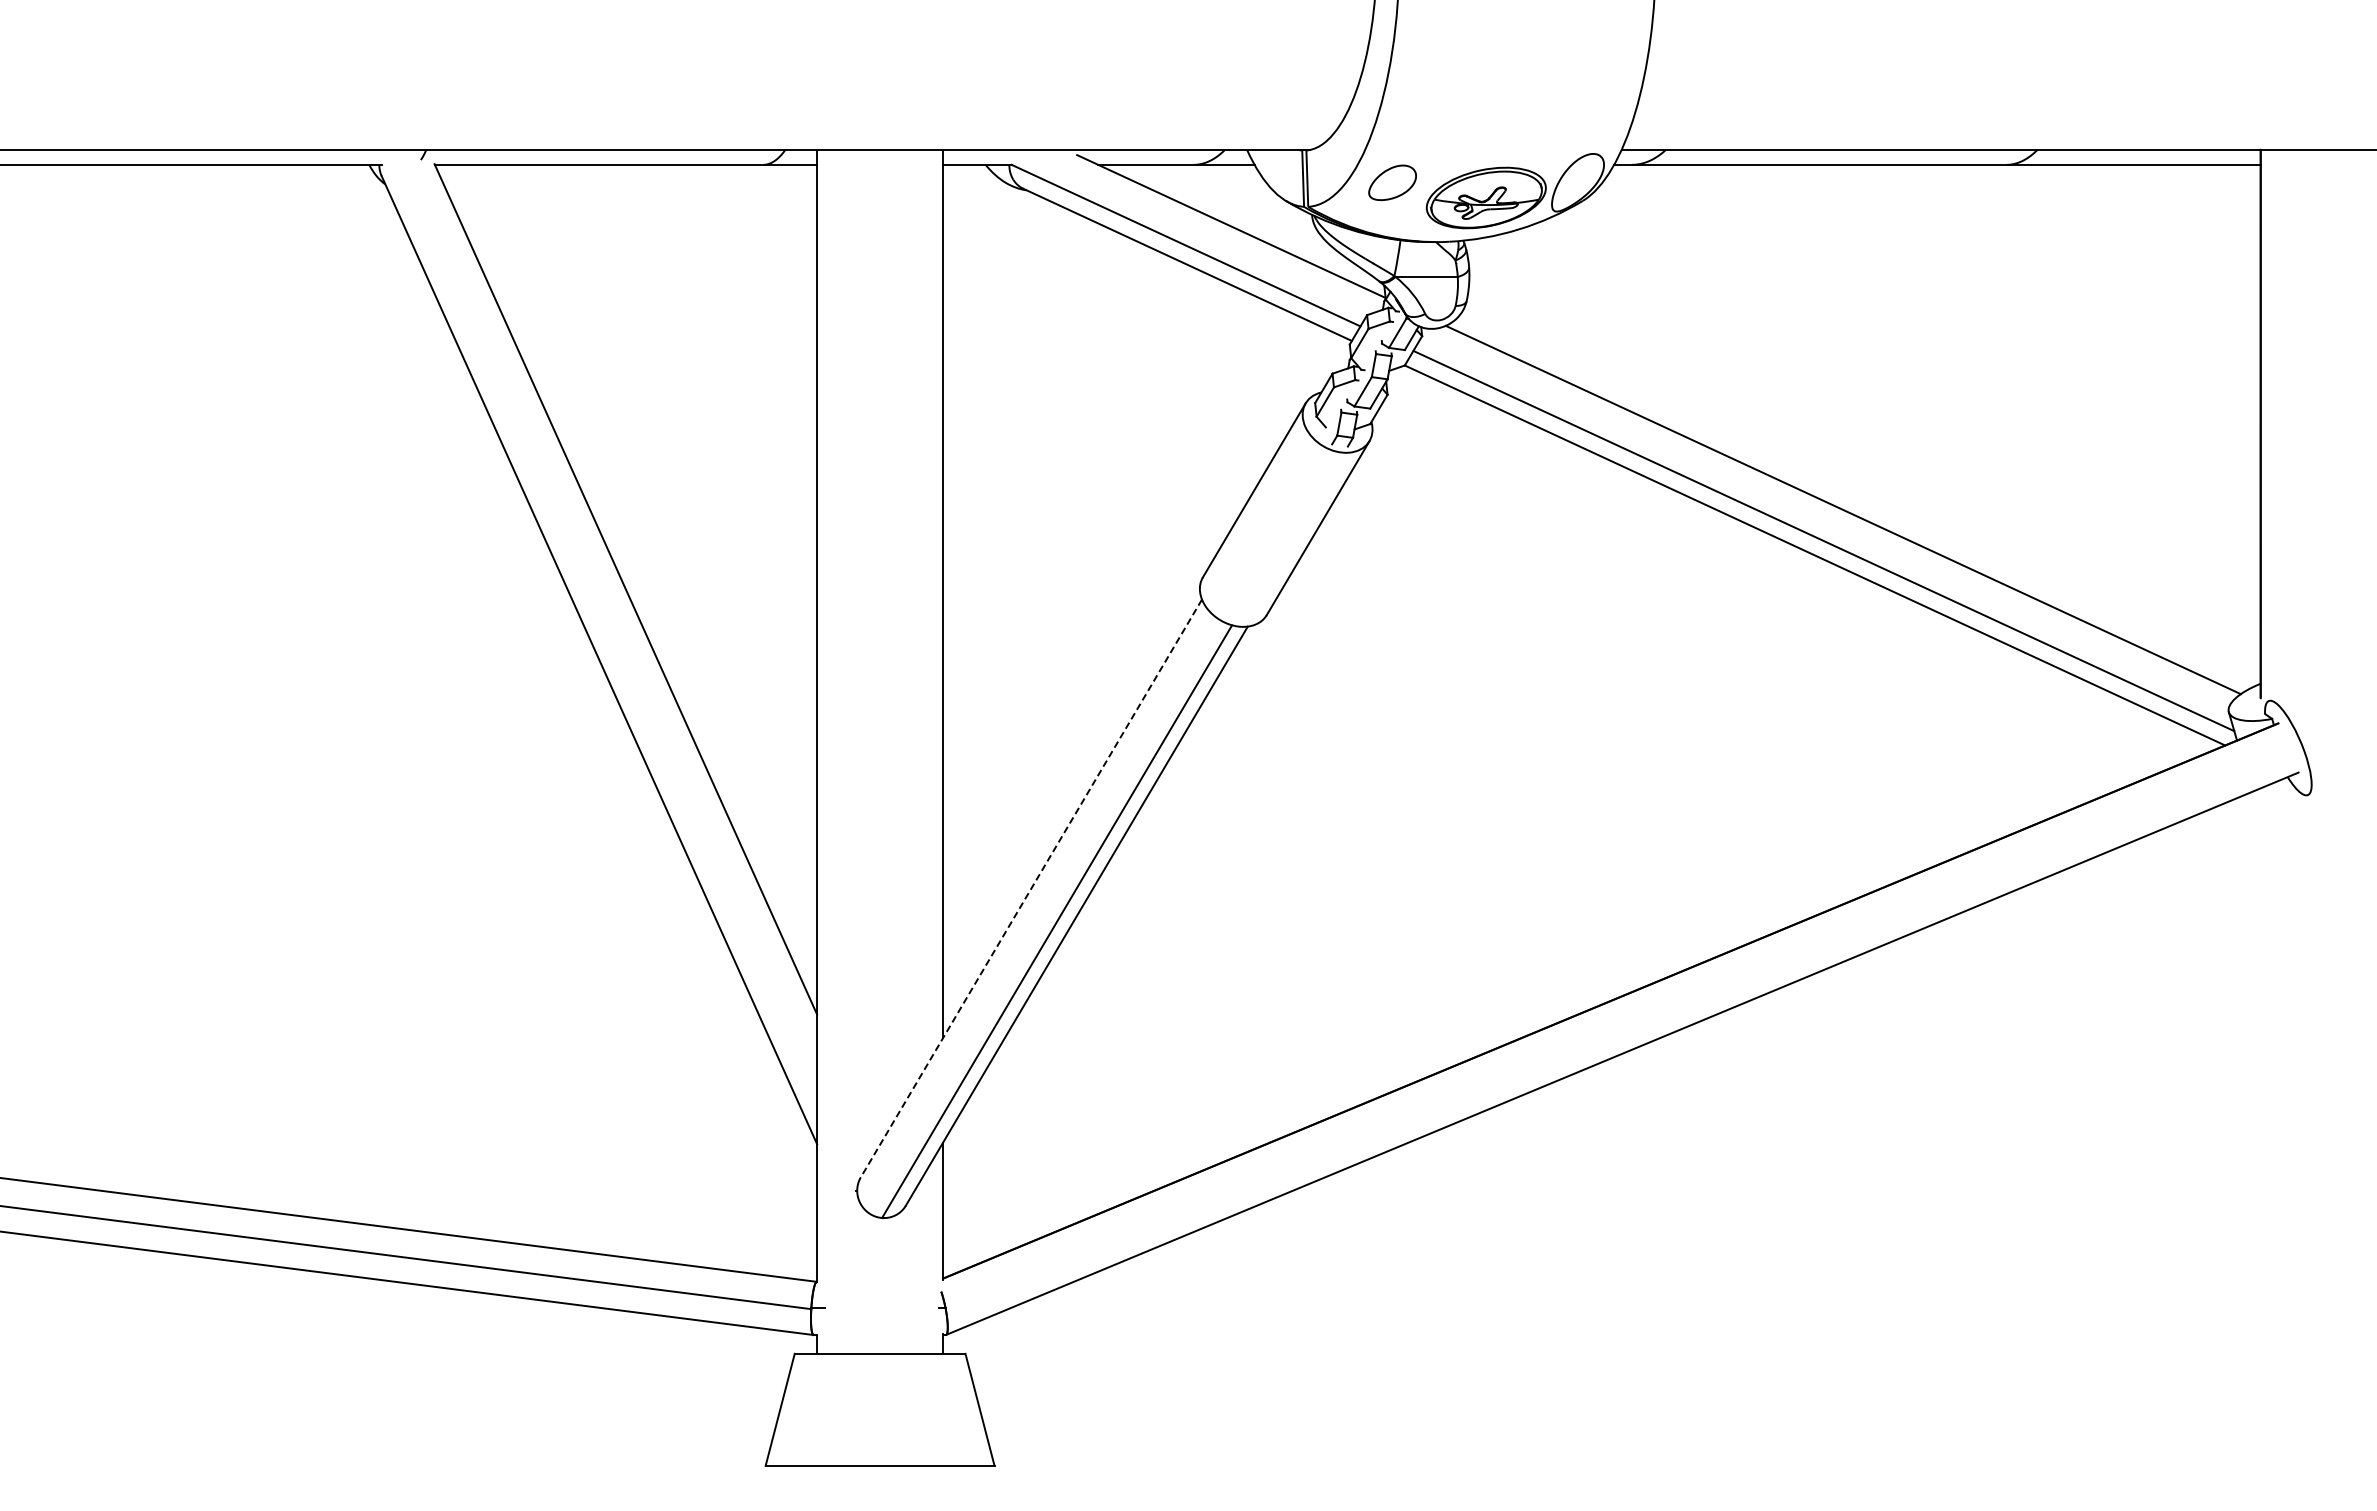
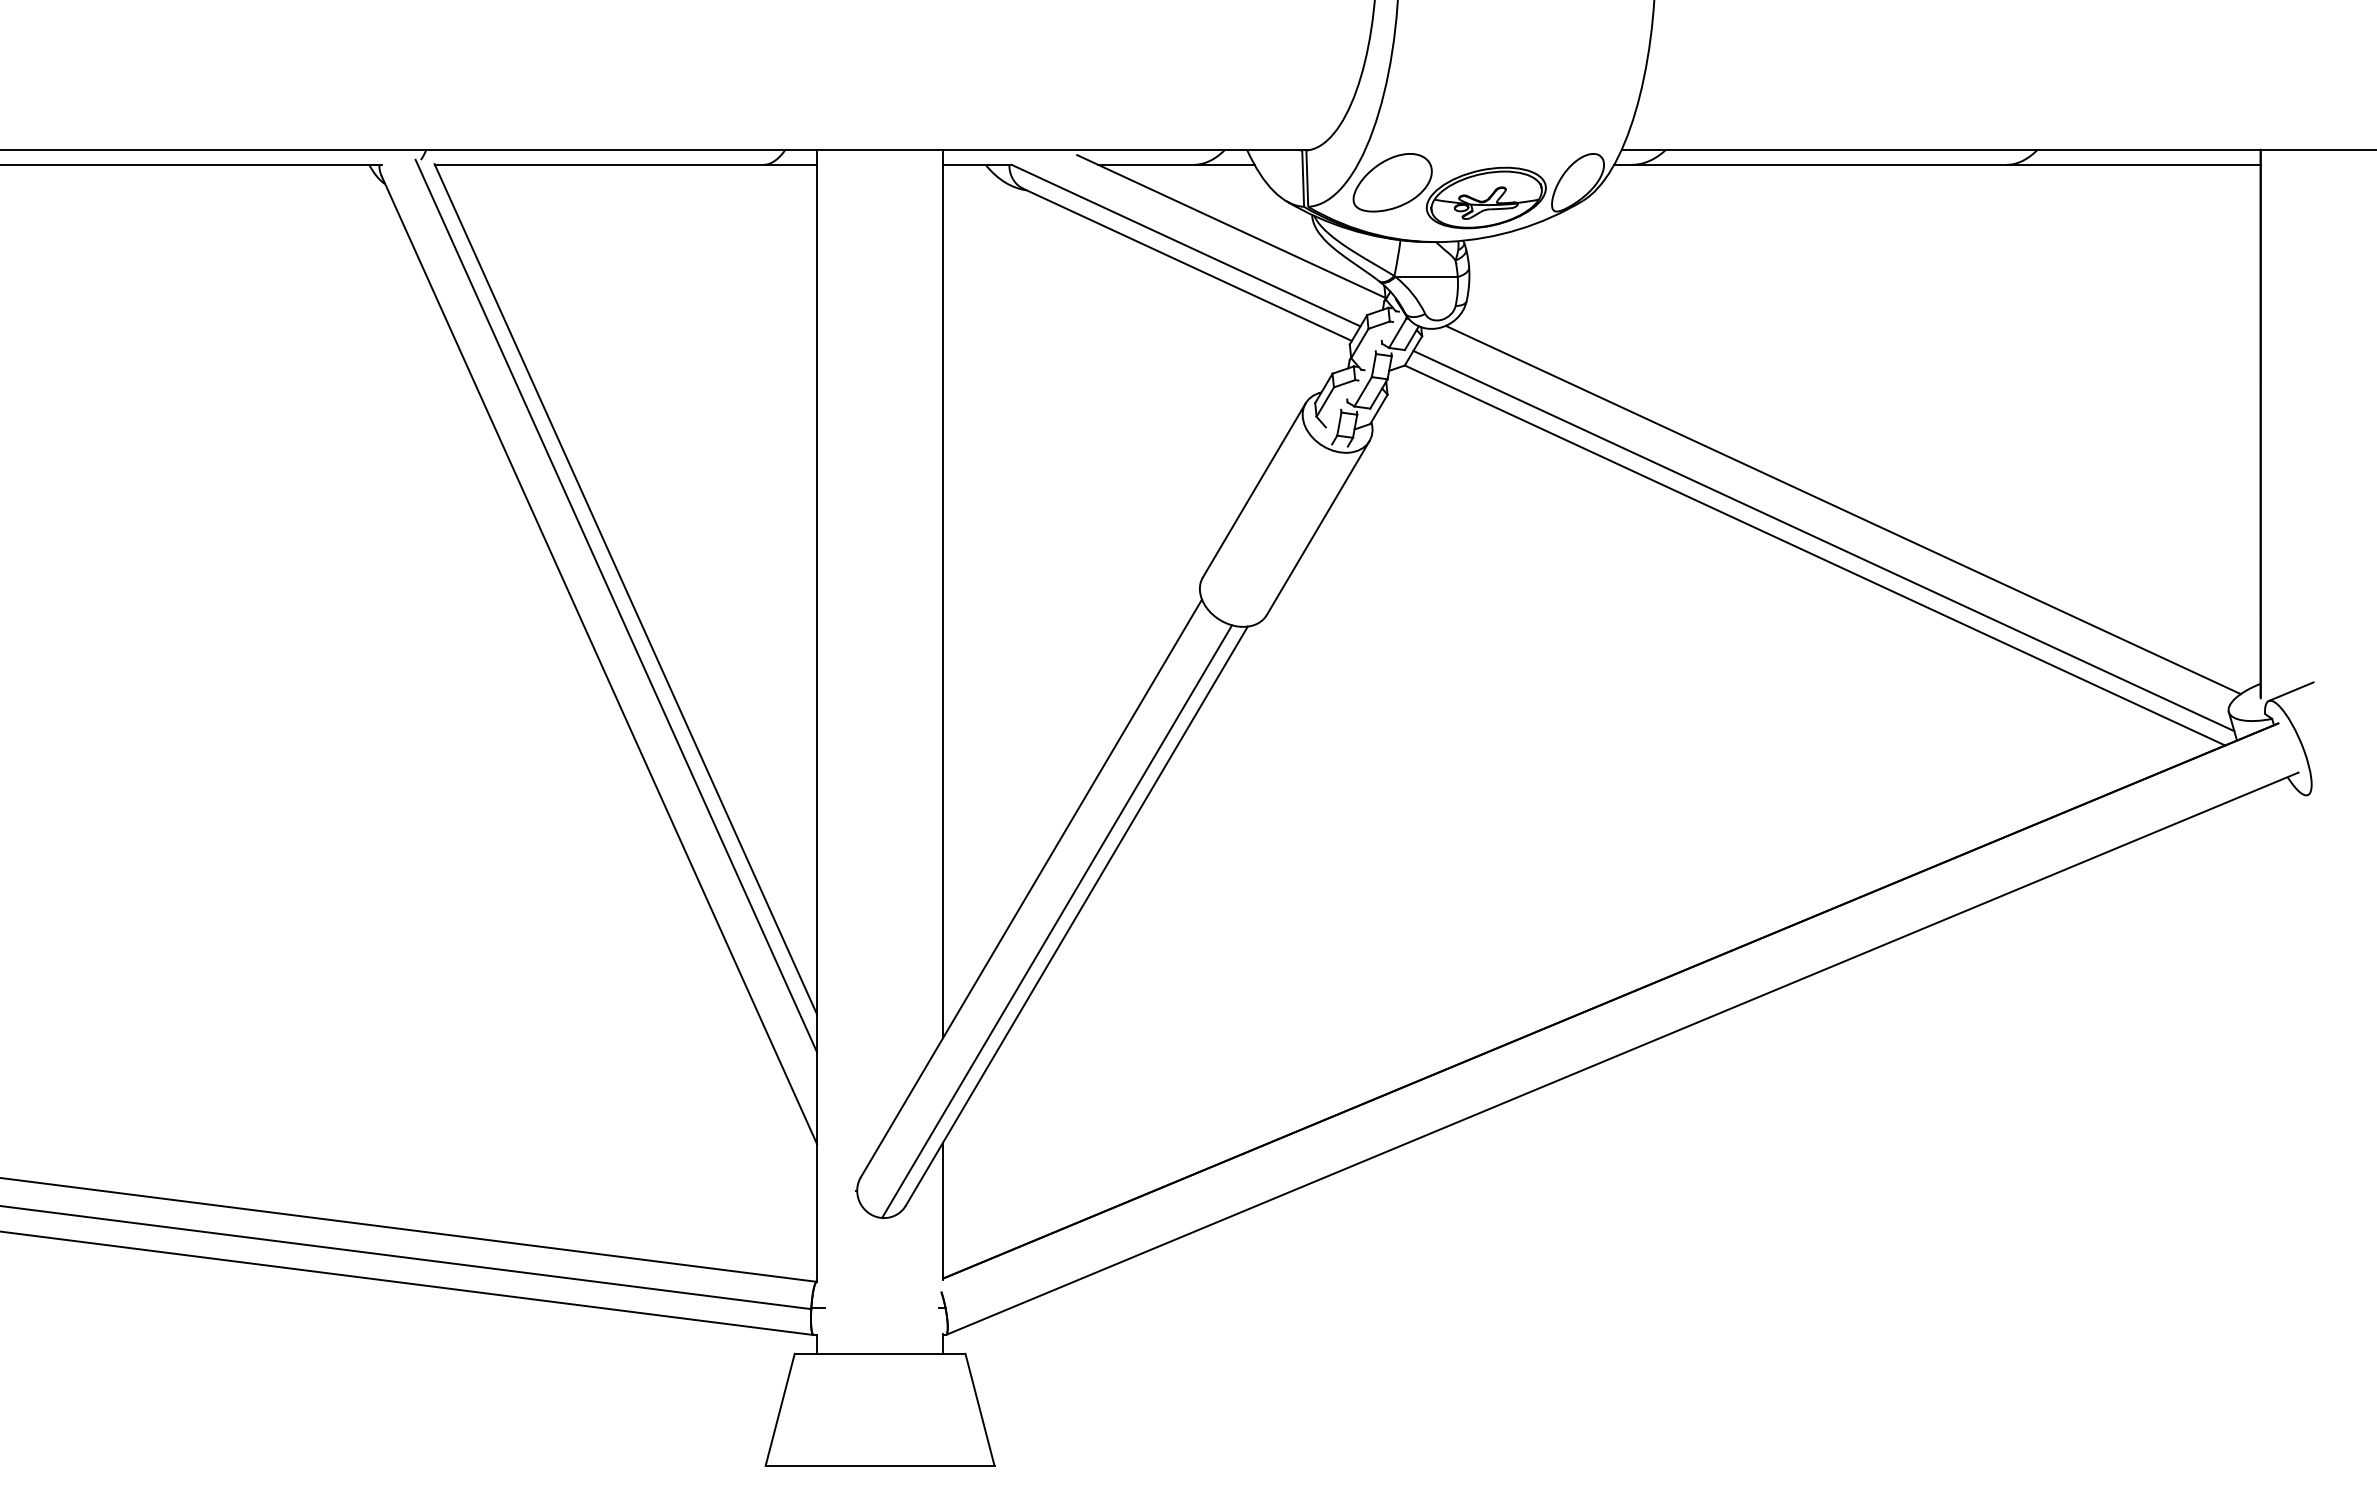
part size: 49x37 px -> 81x60 px (1392, 182)
line: none -> present (616, 605)
line: none -> present (2290, 691)
line: dashed -> solid (1031, 888)
